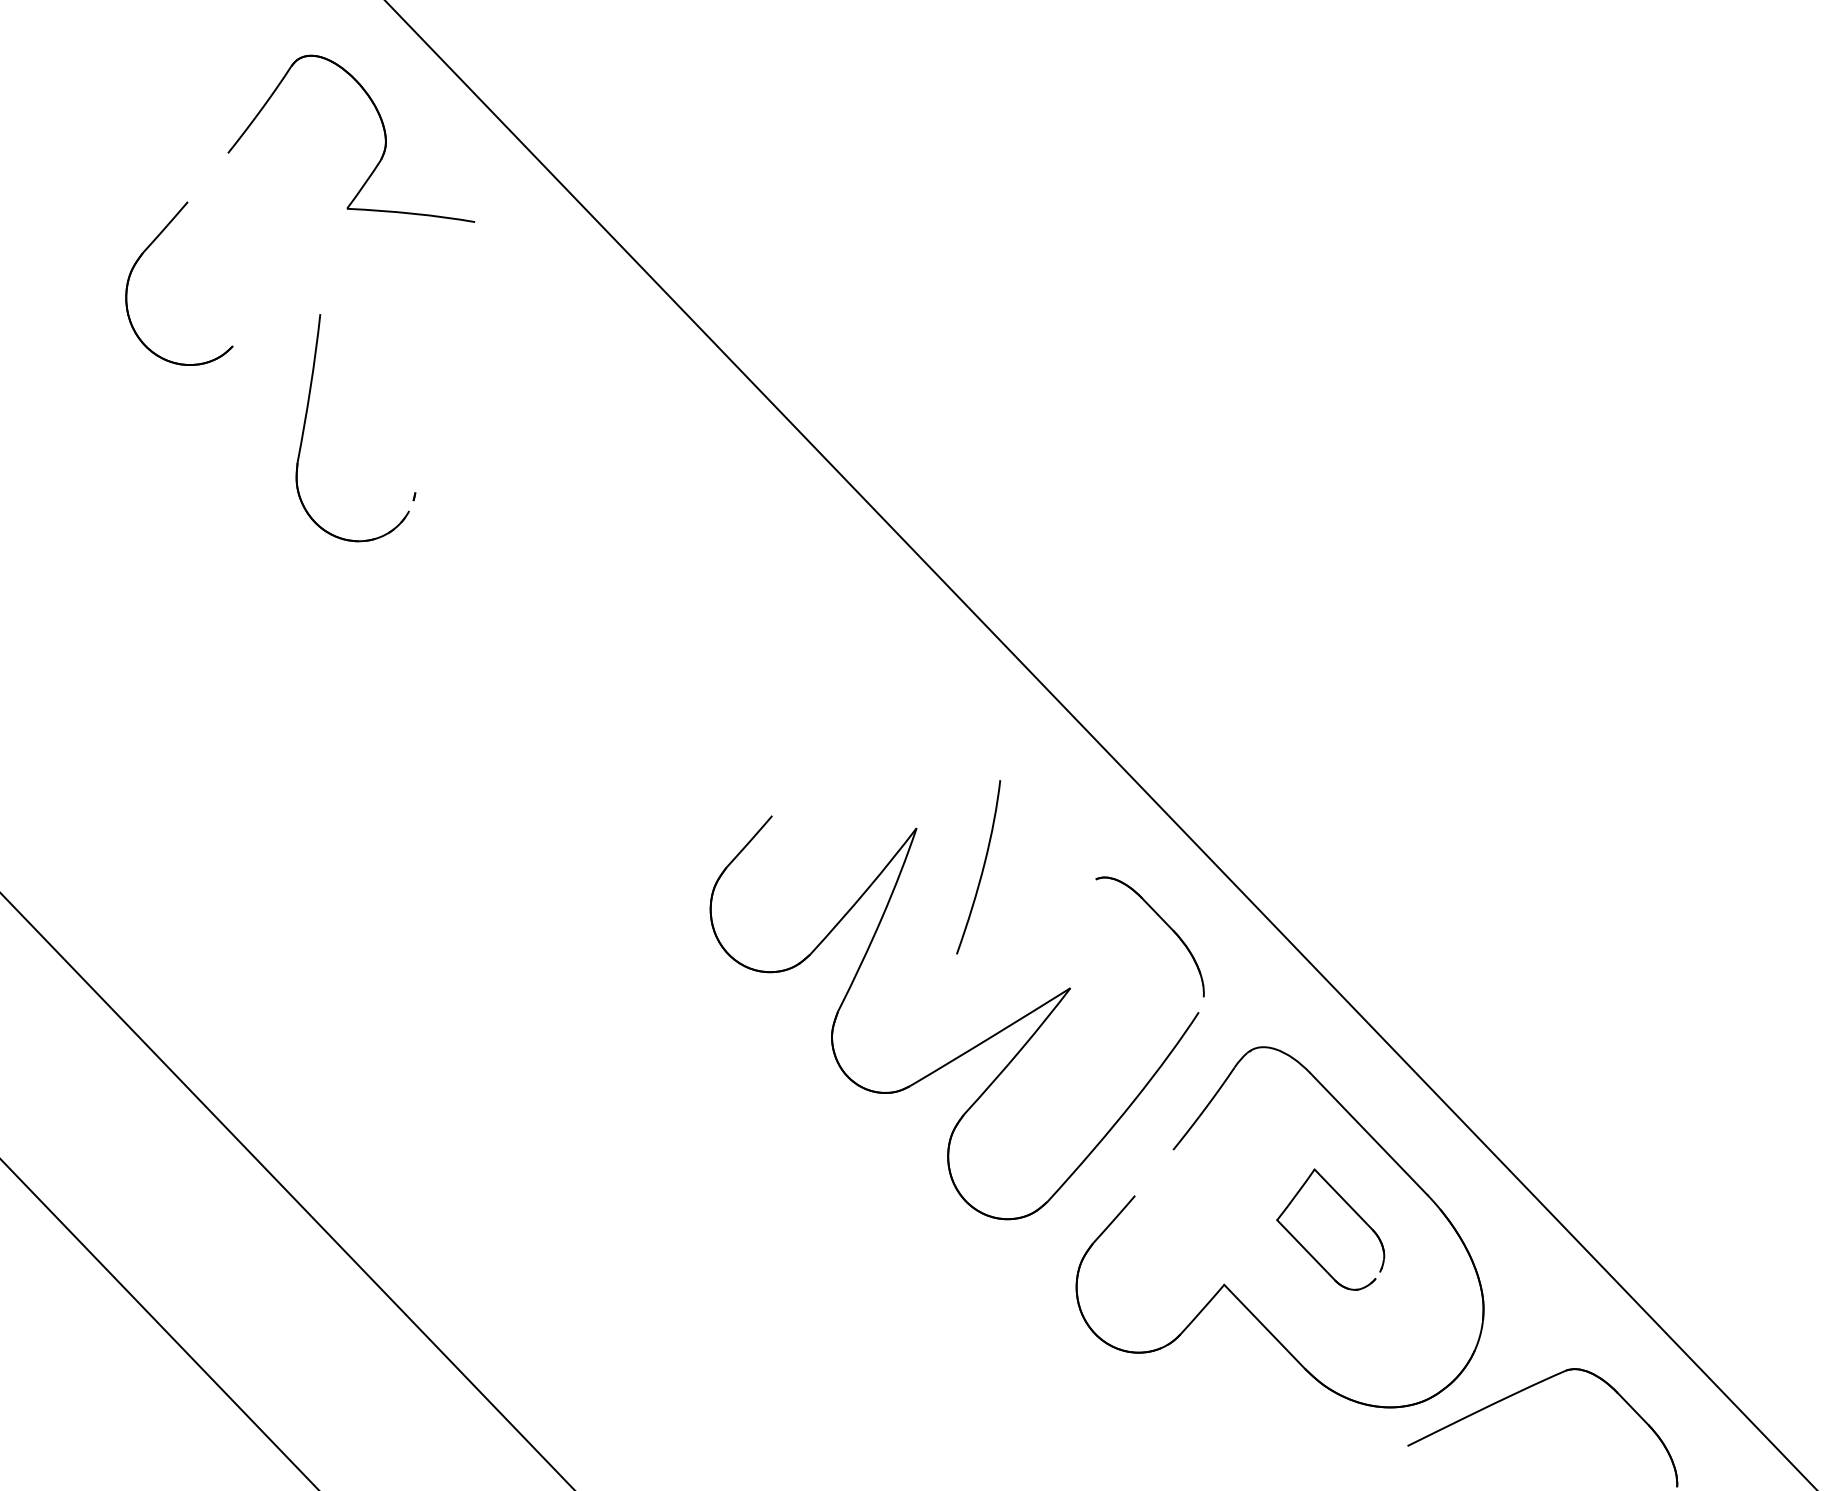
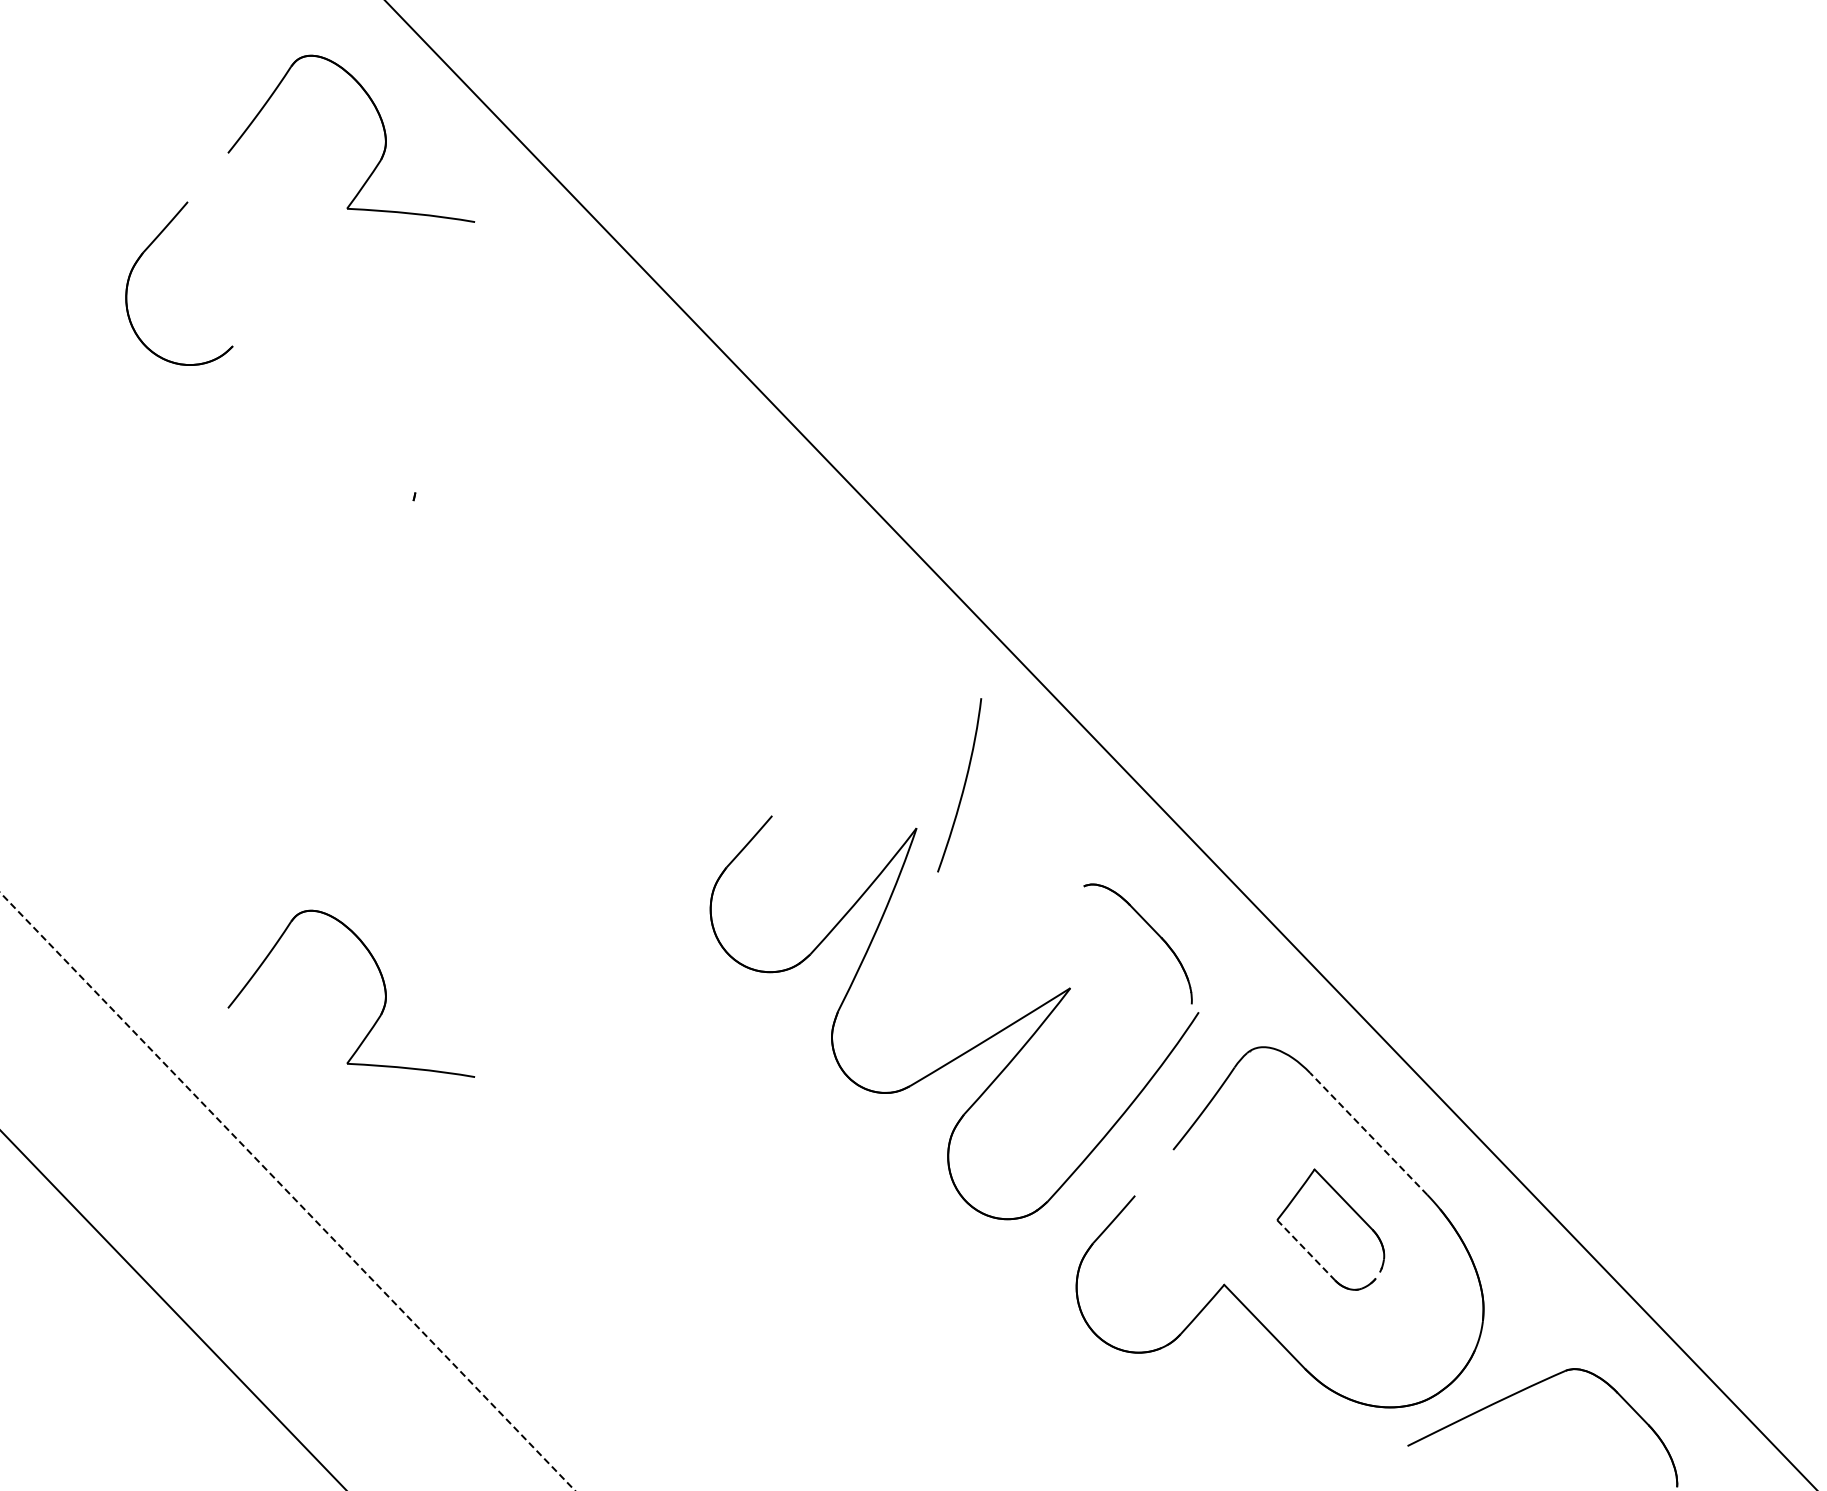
part: present -> none (306, 420)
curve position: (982, 867) -> (963, 785) (963, 785)
part position: (1166, 925) -> (1154, 932) (1154, 932)
part: none -> present (383, 986)
line: solid -> dashed (1368, 1133)
line: solid -> dashed (287, 1191)
line: solid -> dashed (1306, 1250)
line position: (159, 1323) -> (173, 1309) (173, 1309)
